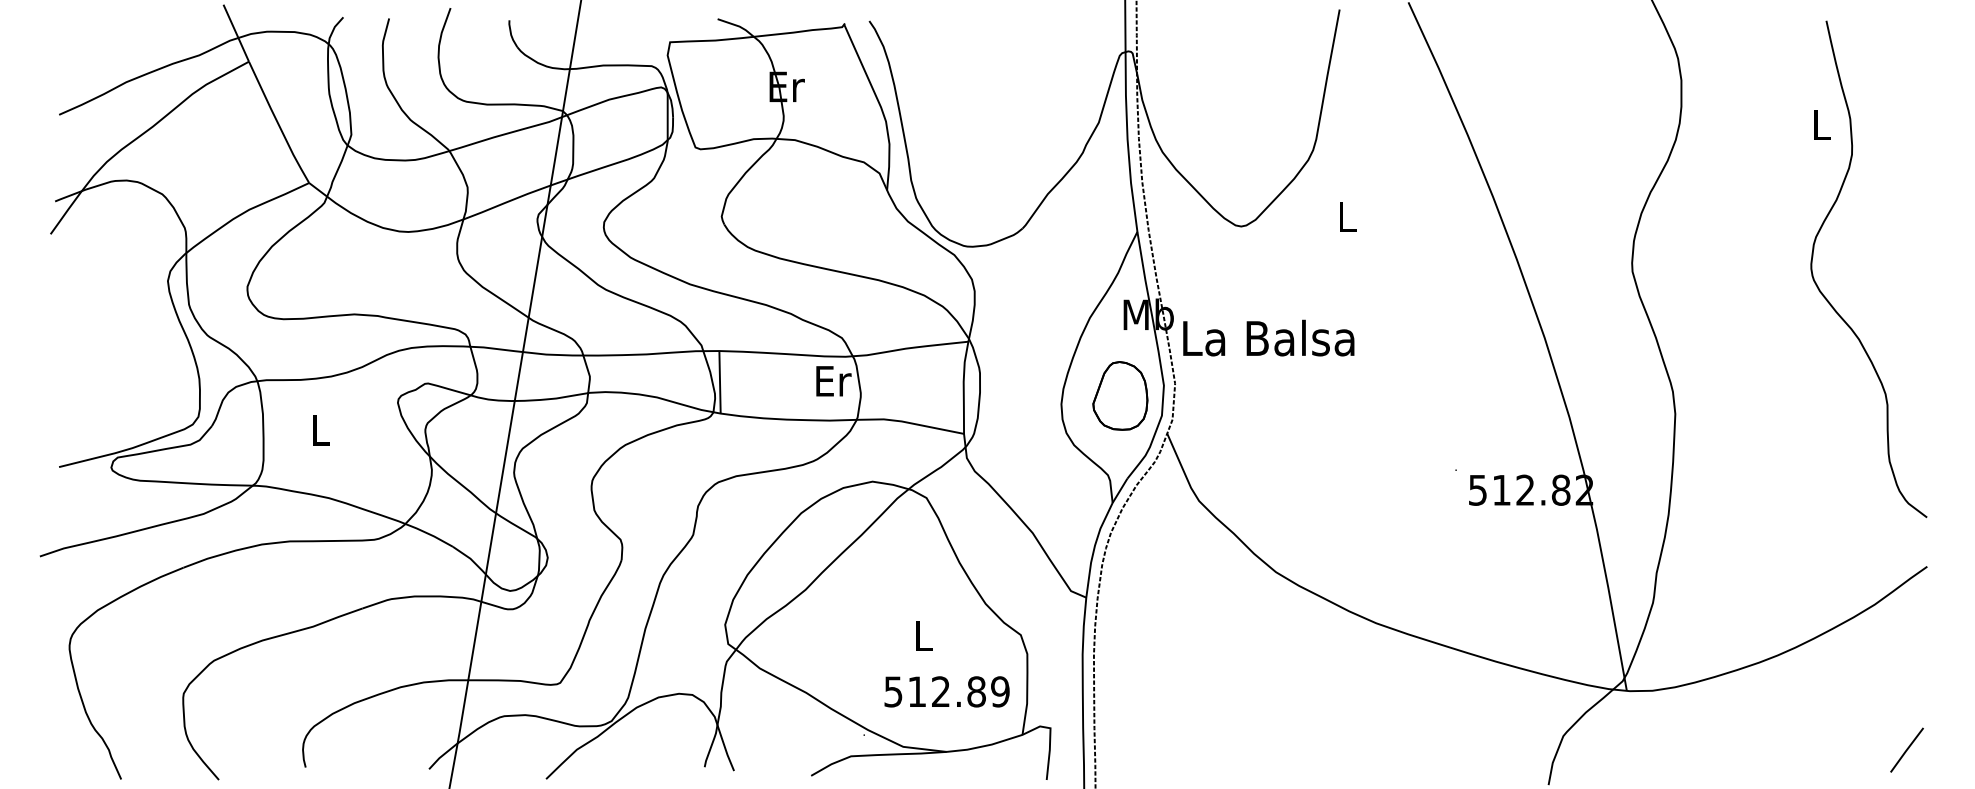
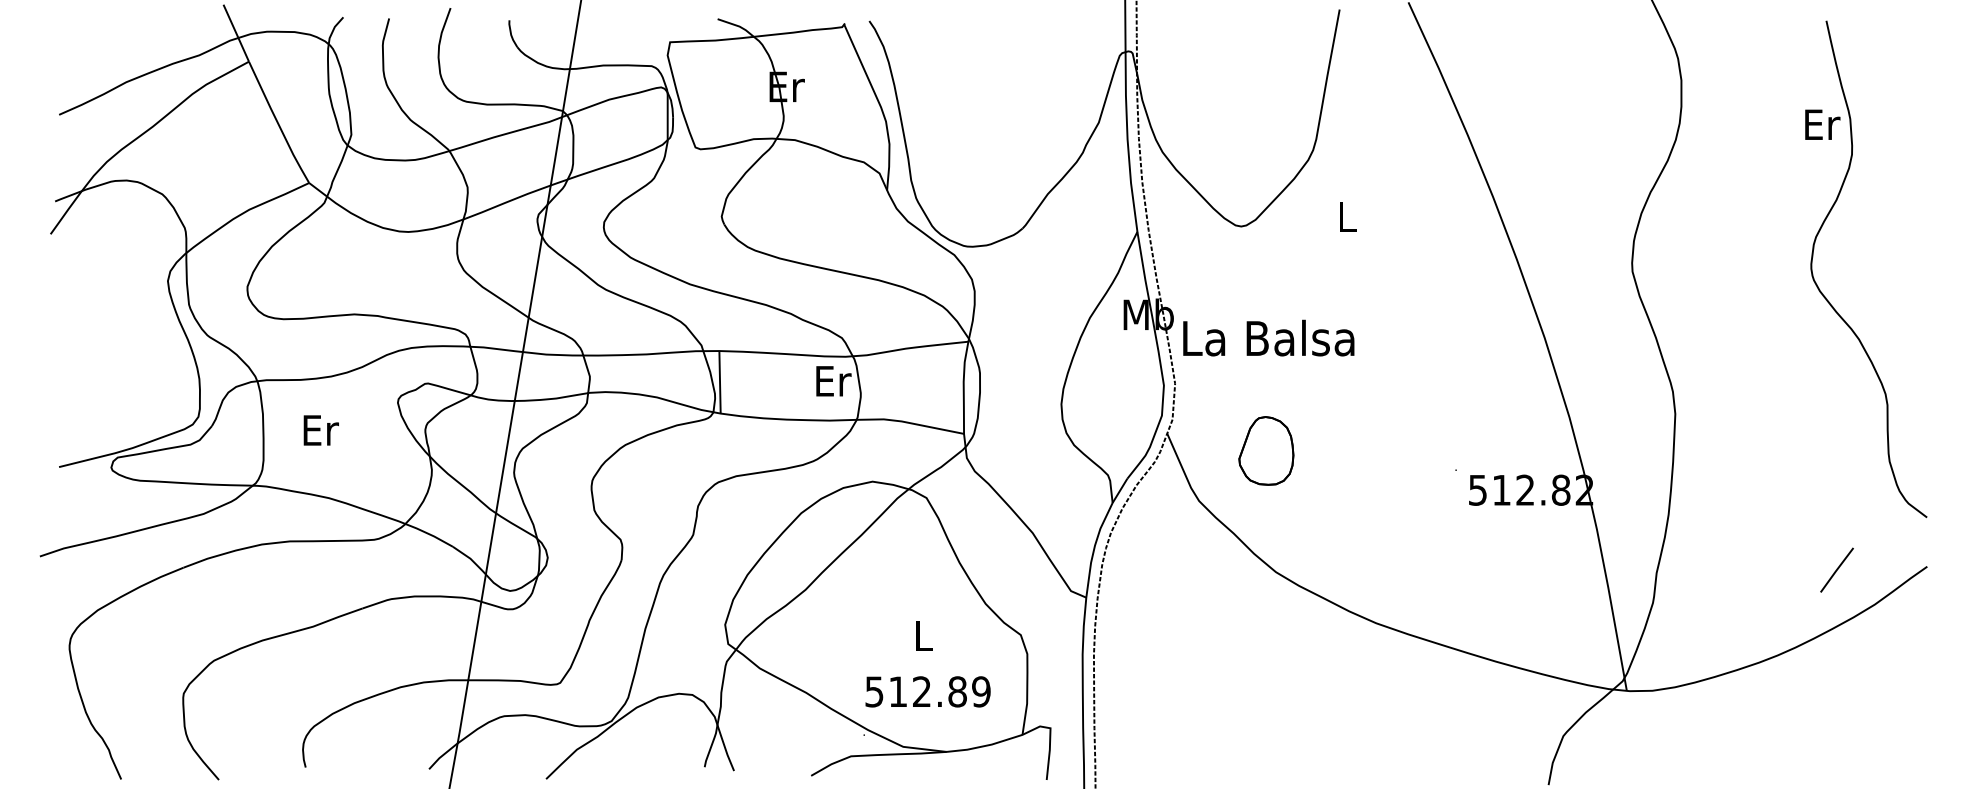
text: L -> Er (1822, 124)
part position: (1120, 395) -> (1266, 450) (1266, 450)
text: L -> Er (320, 430)
text position: (946, 691) -> (927, 691) (927, 691)
line position: (1906, 749) -> (1836, 569) (1836, 569)
